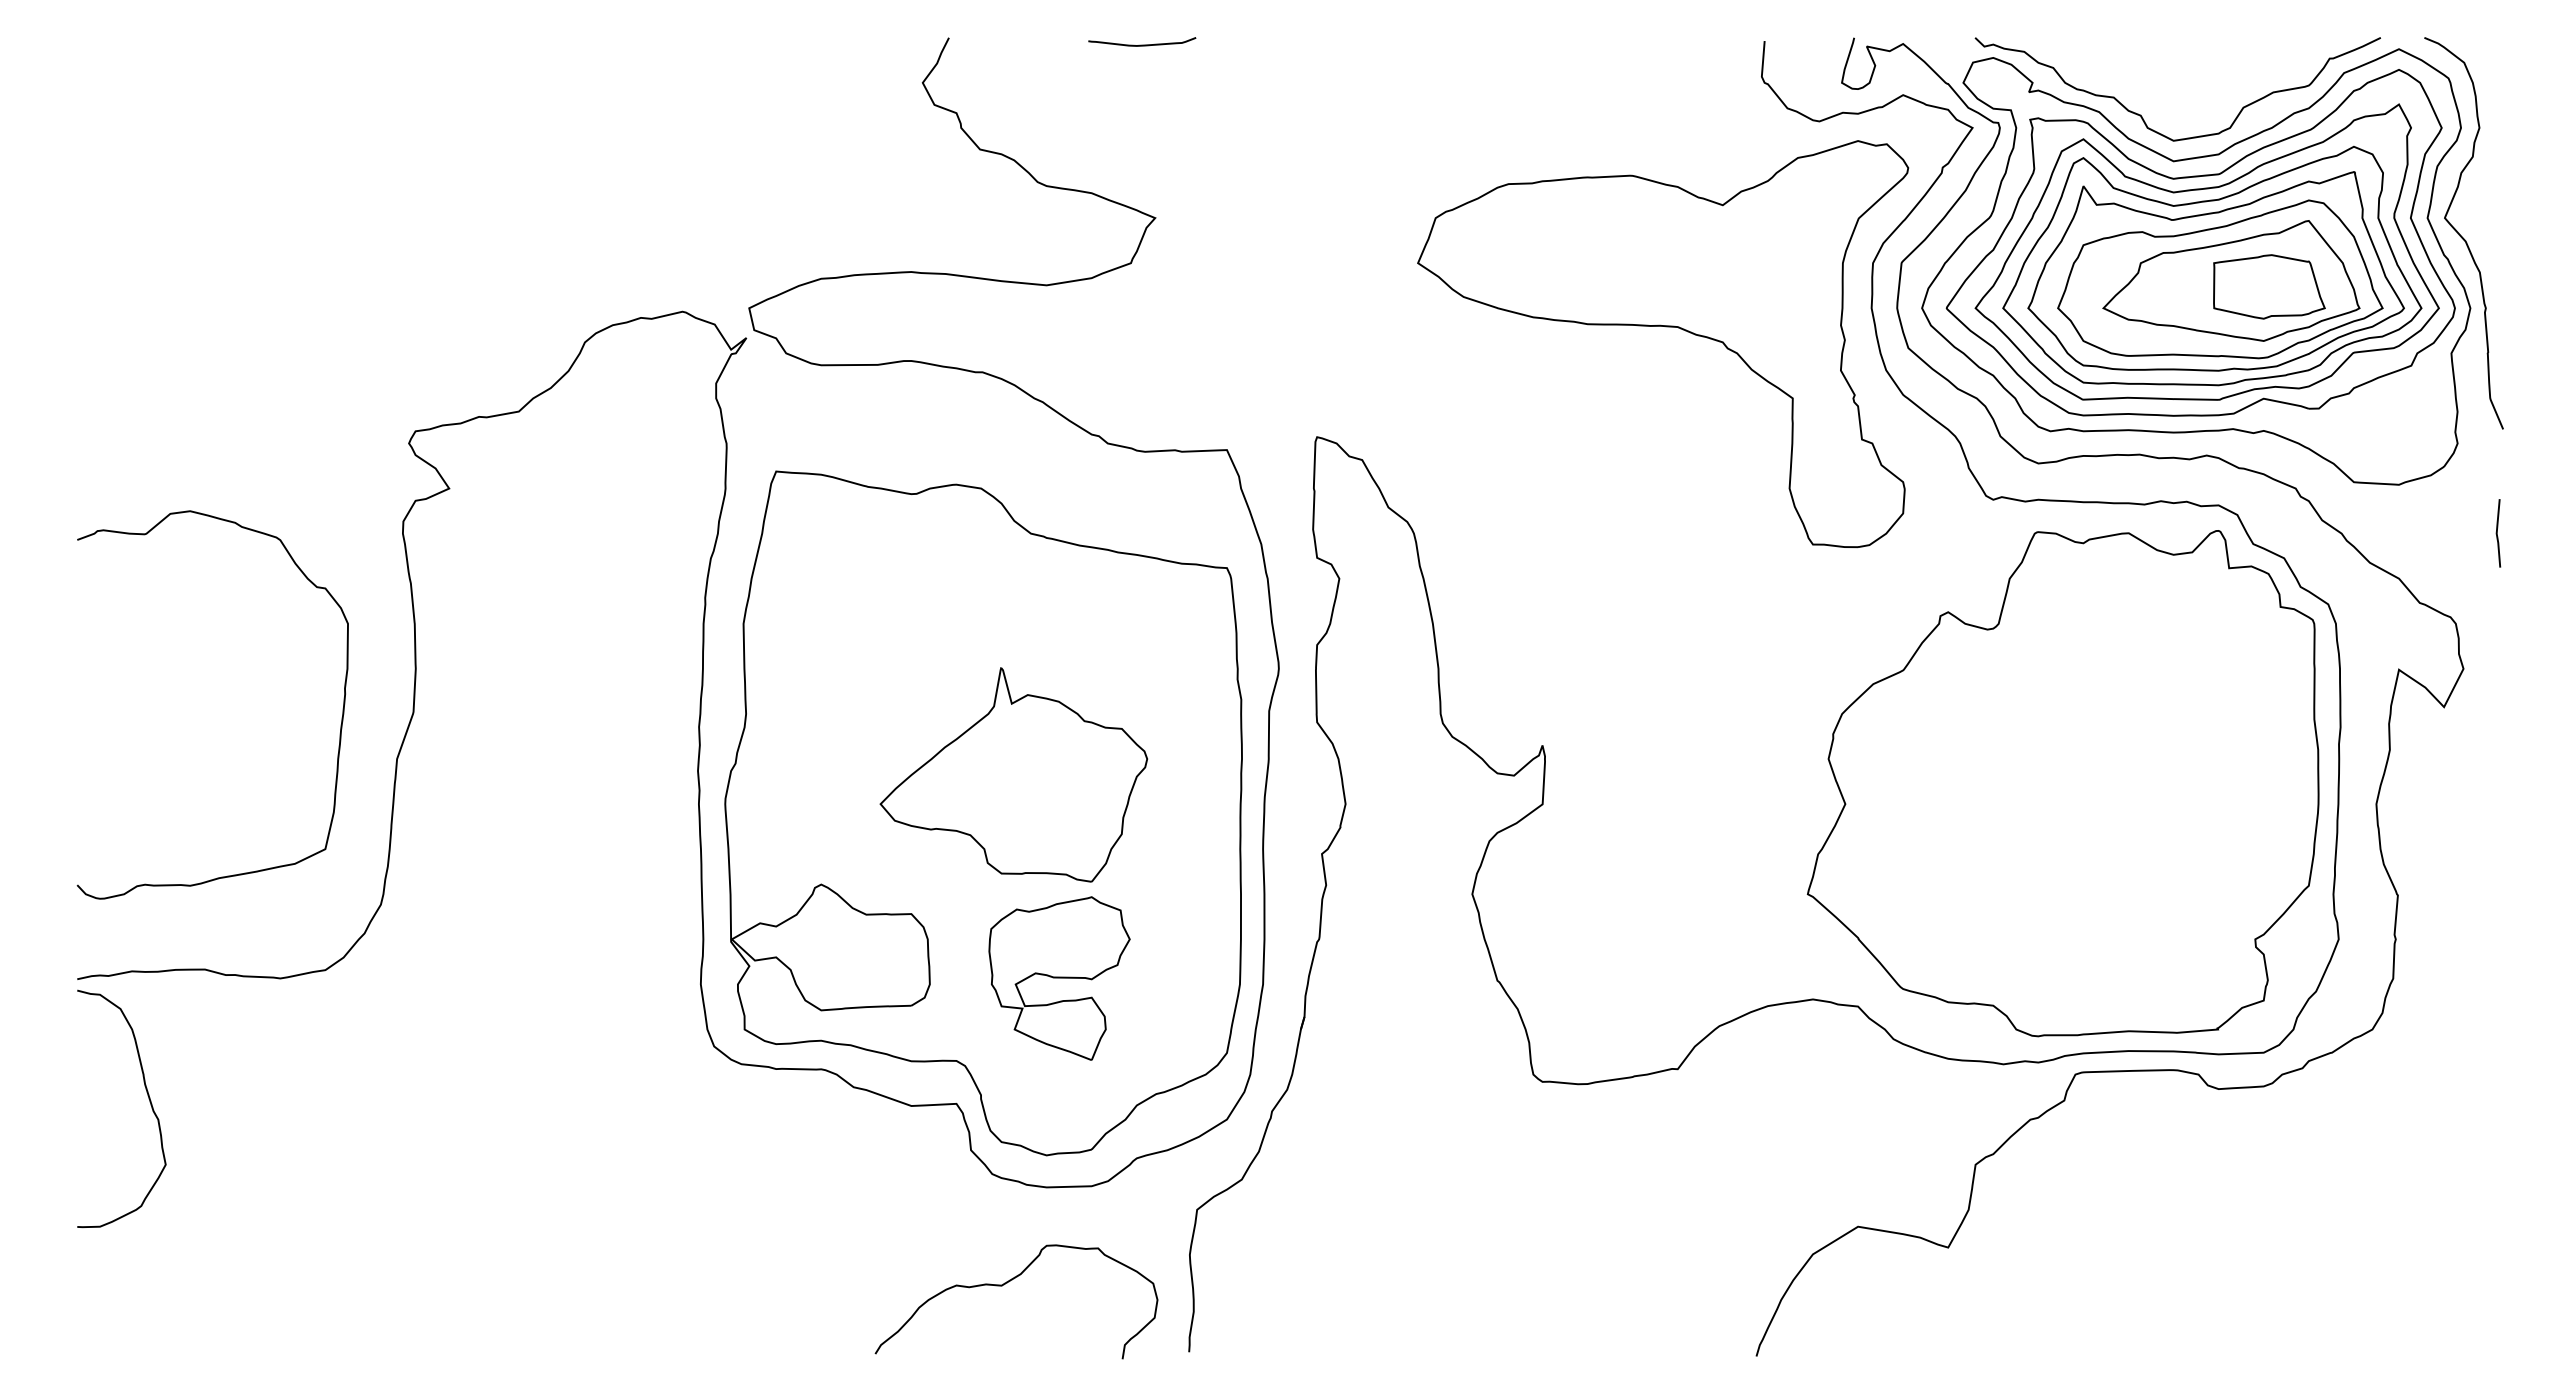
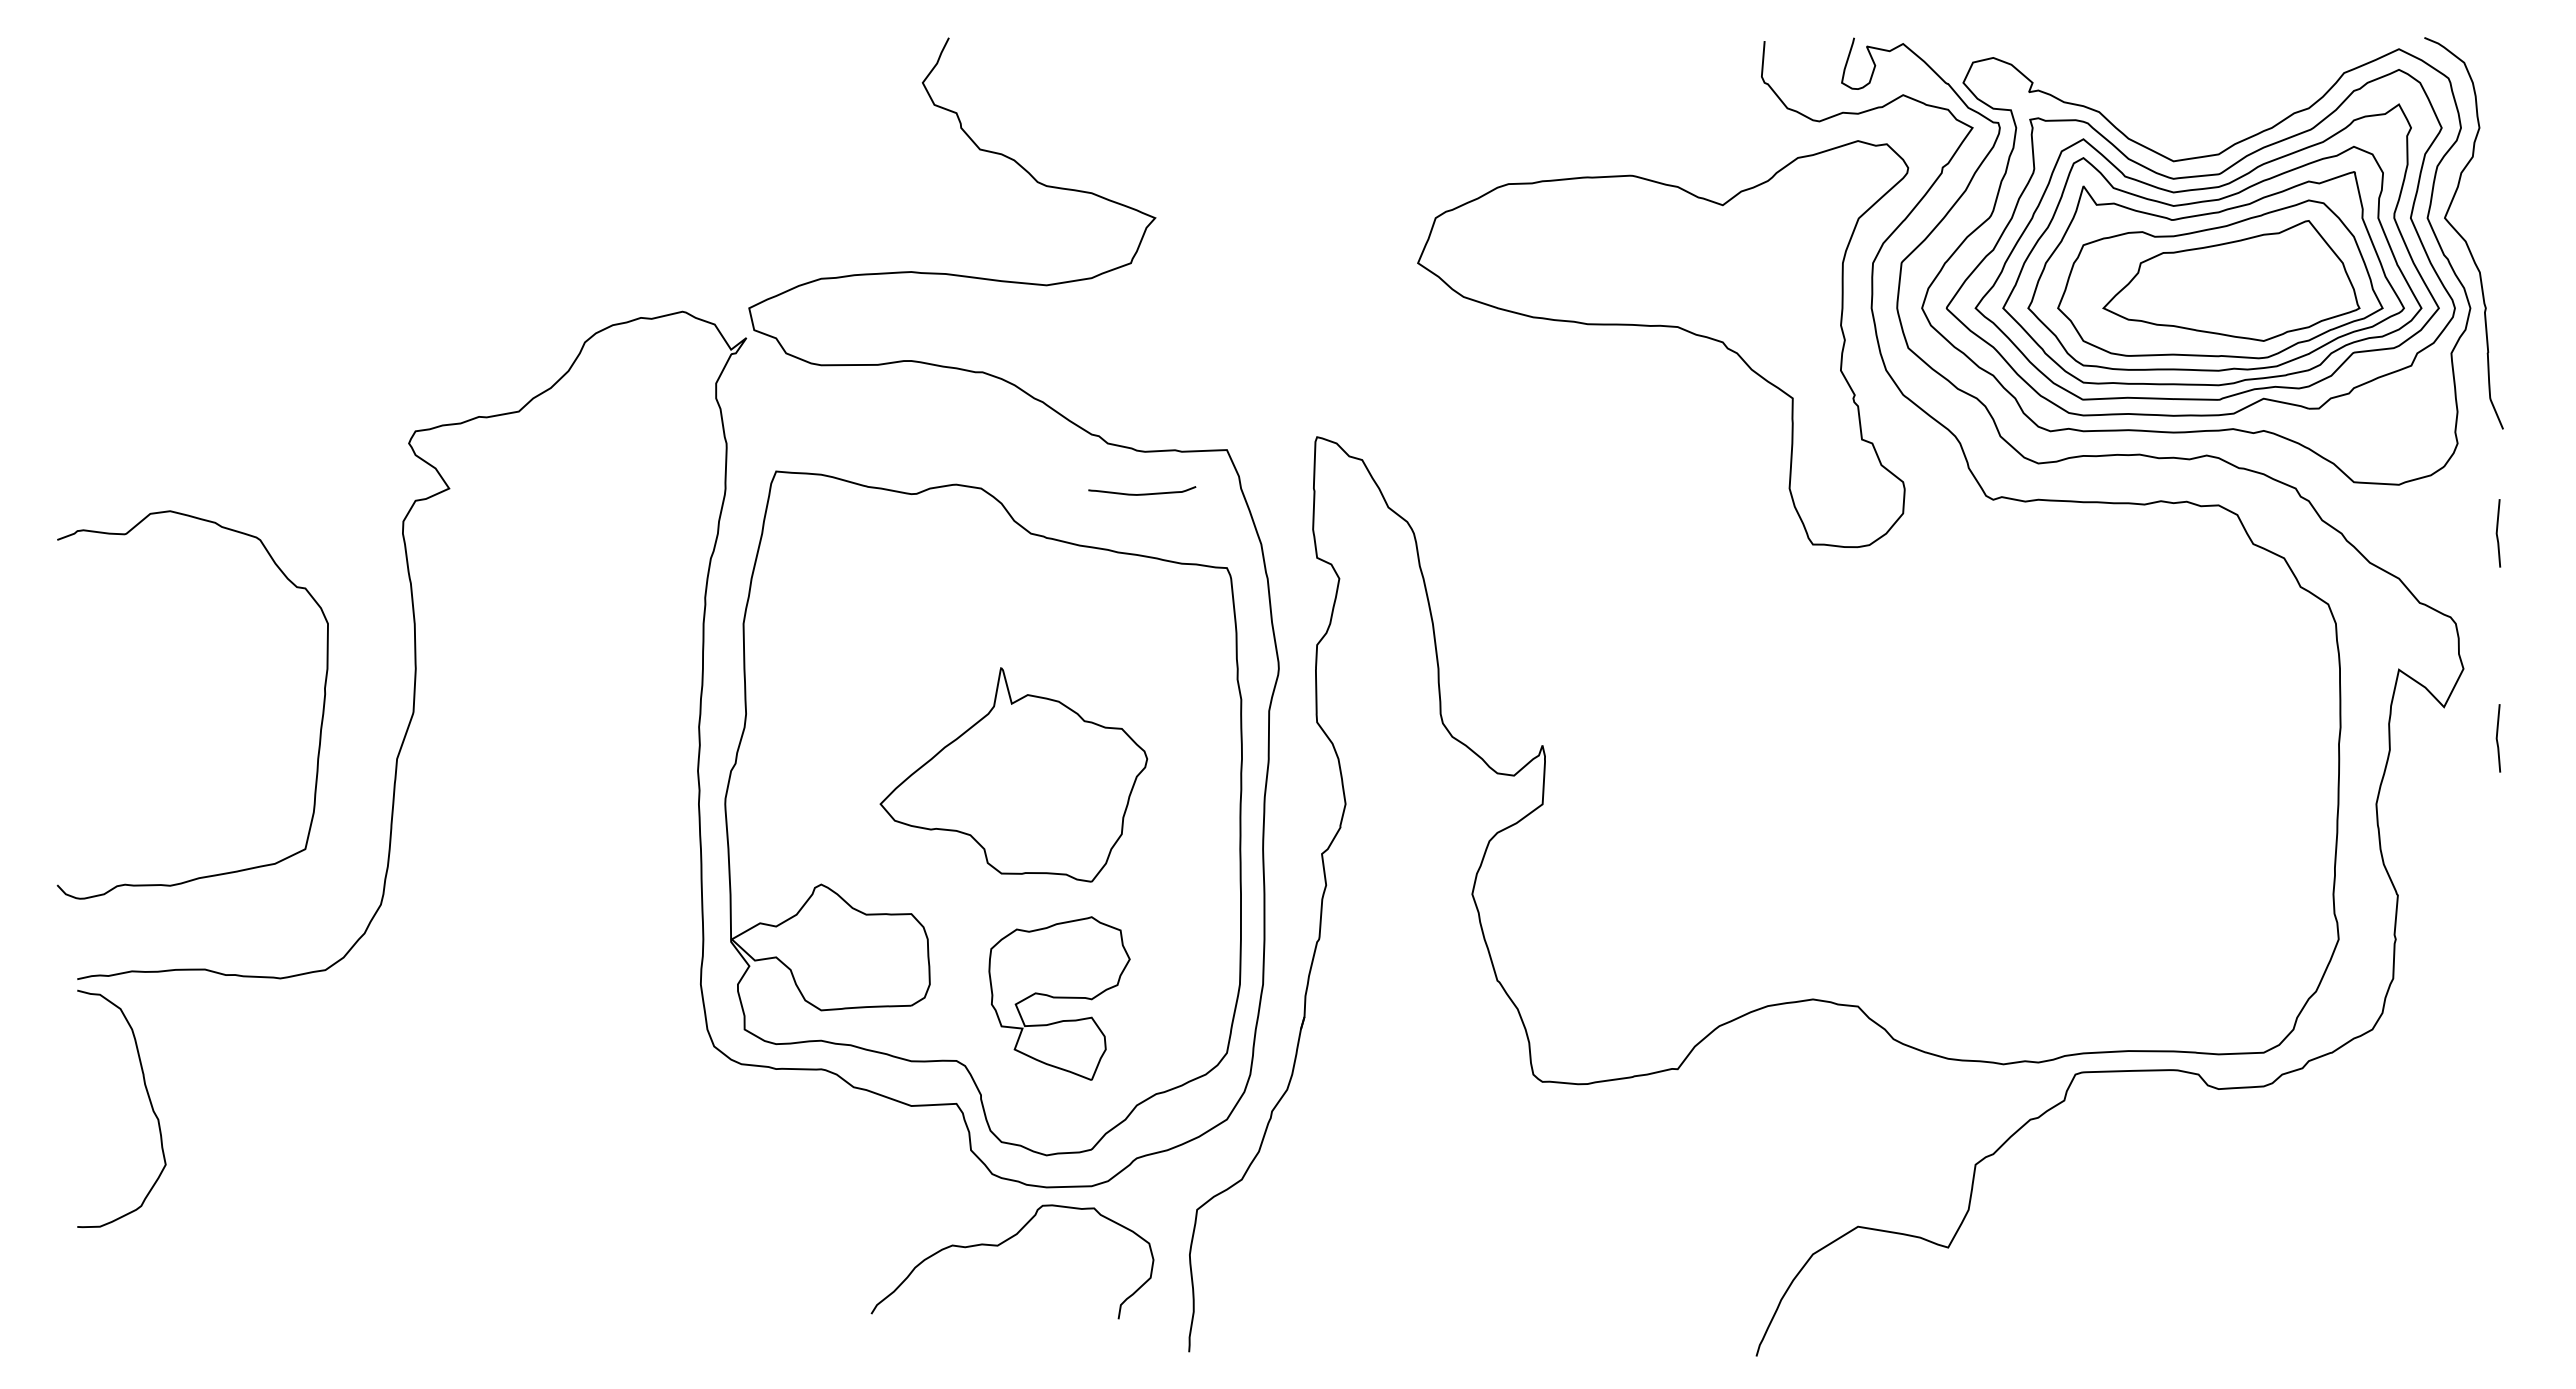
curve position: (1142, 44) -> (1142, 493) (1142, 493)
curve: present -> none (2142, 116)
part: present -> none (2269, 286)
curve position: (340, 724) -> (320, 724) (320, 724)
line: none -> present (2497, 738)
part: present -> none (2062, 783)
part position: (1059, 978) -> (1059, 998) (1059, 998)
curve position: (1007, 1283) -> (1003, 1243) (1003, 1243)
